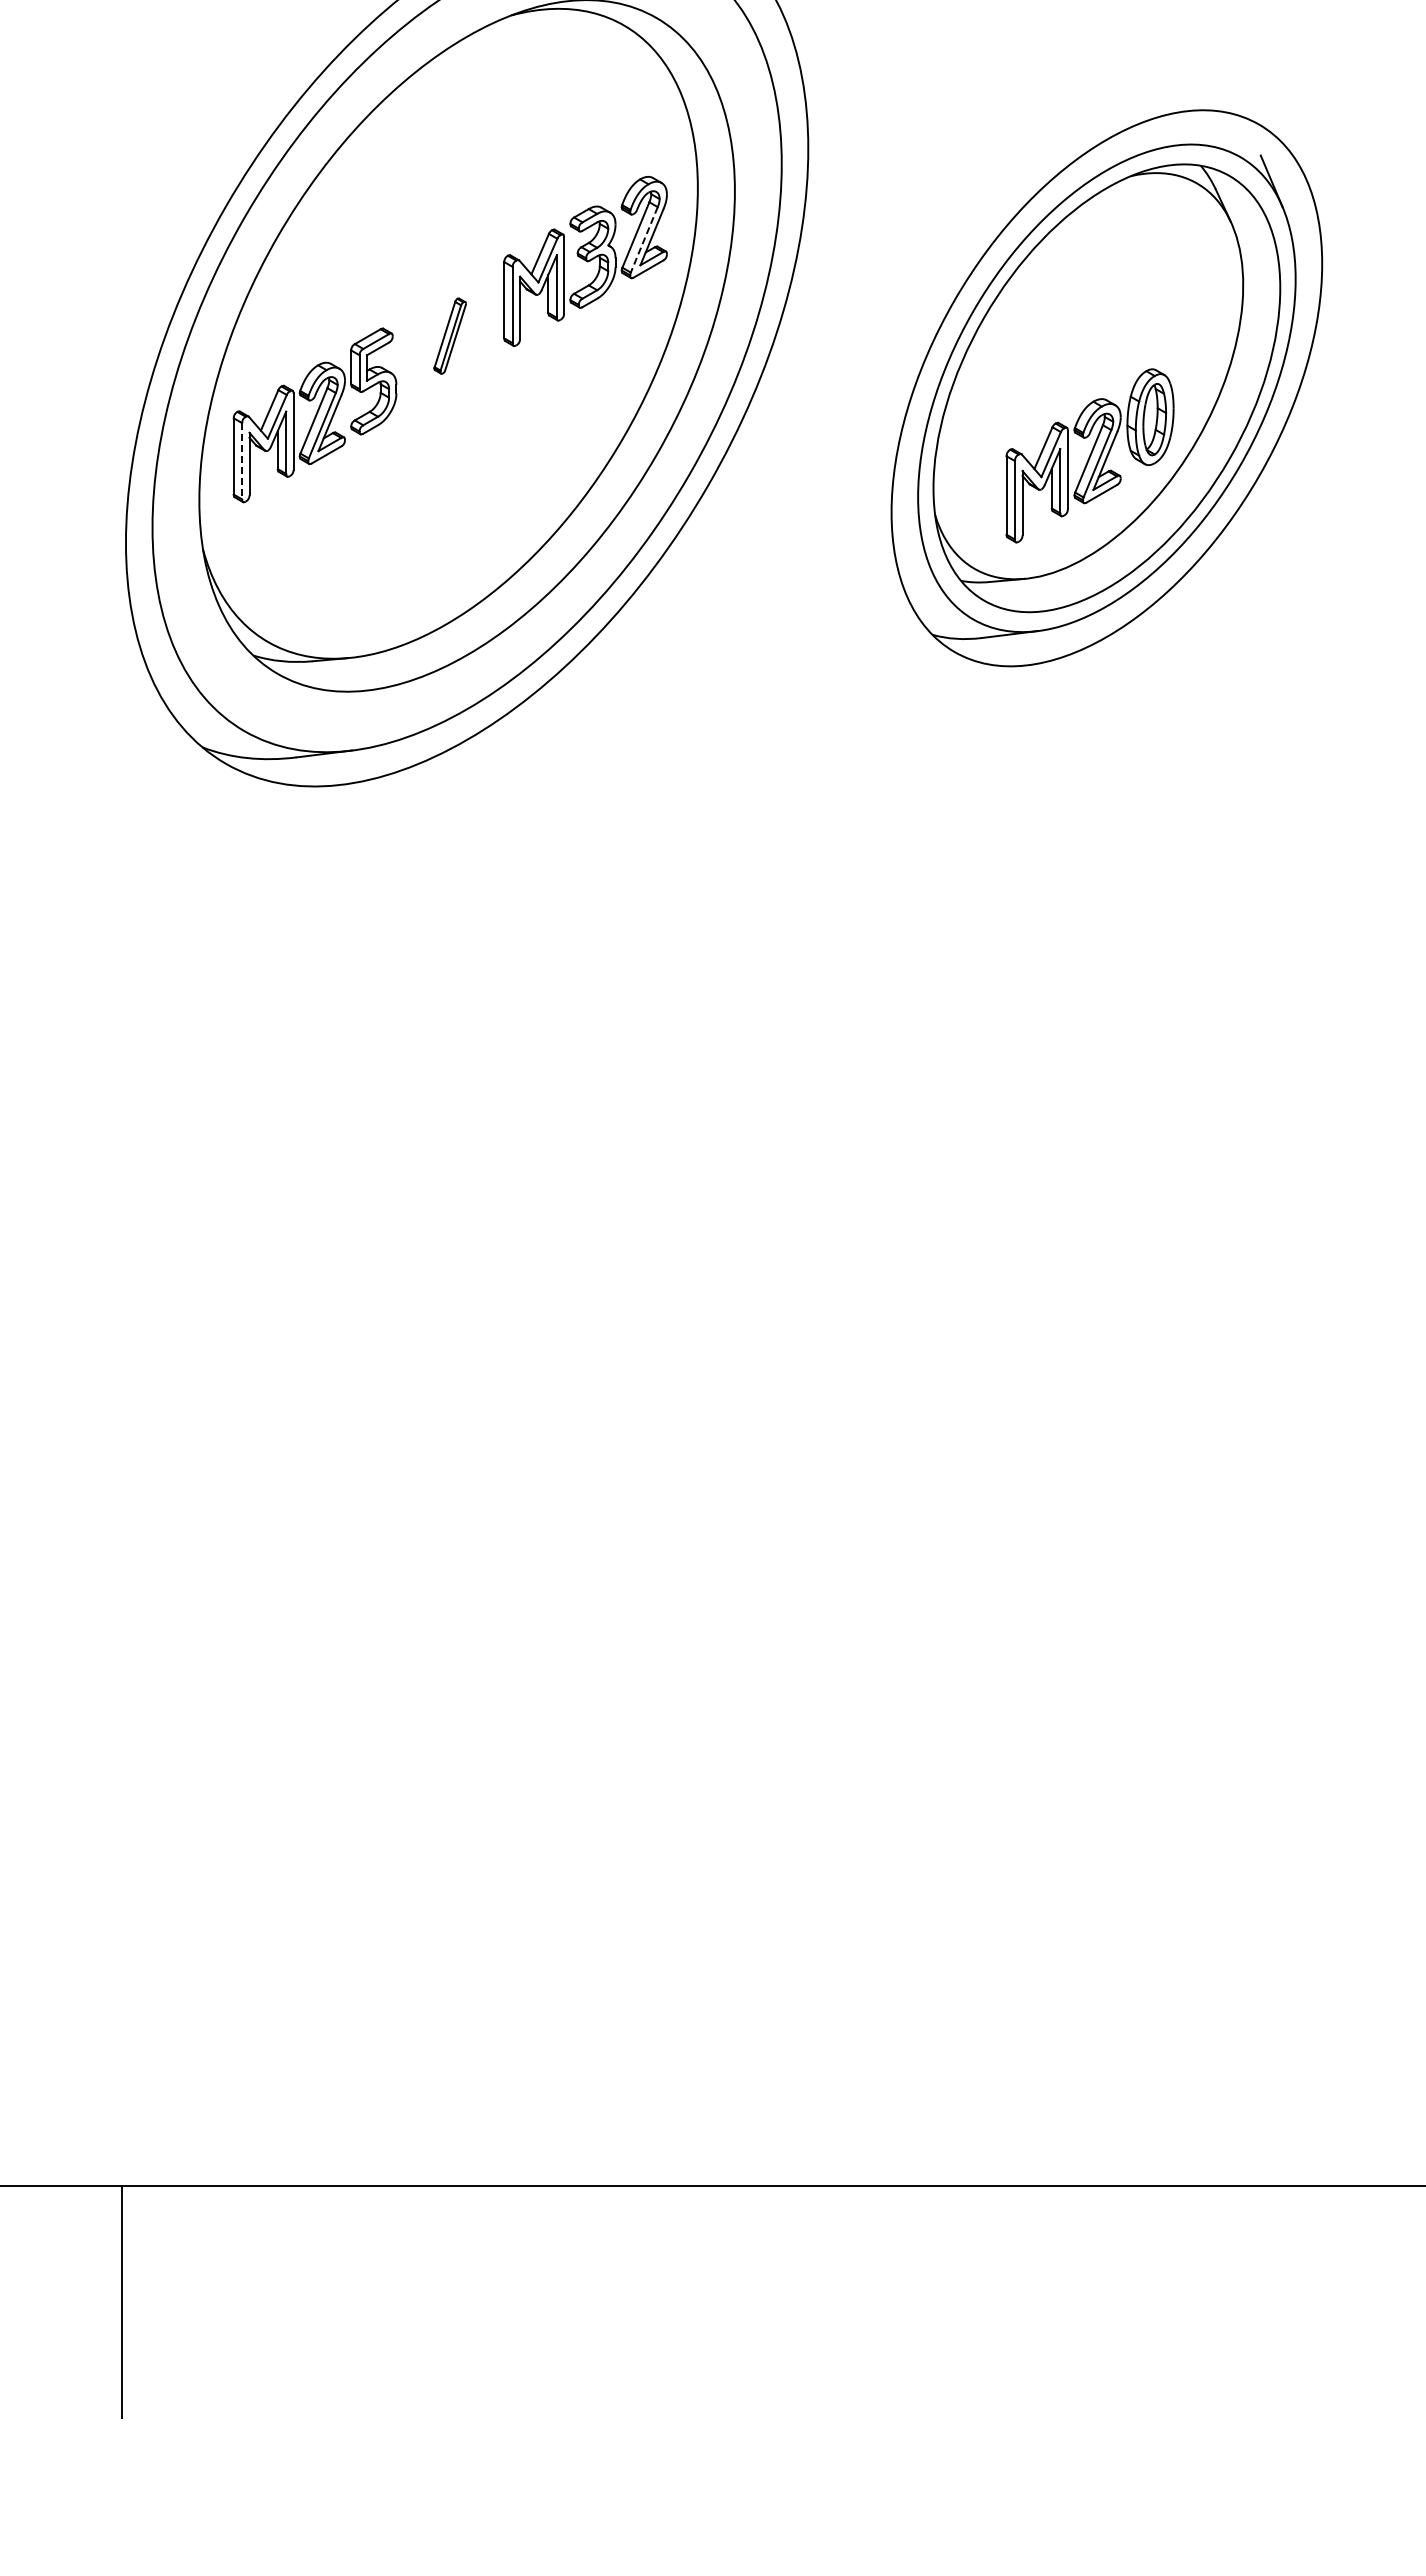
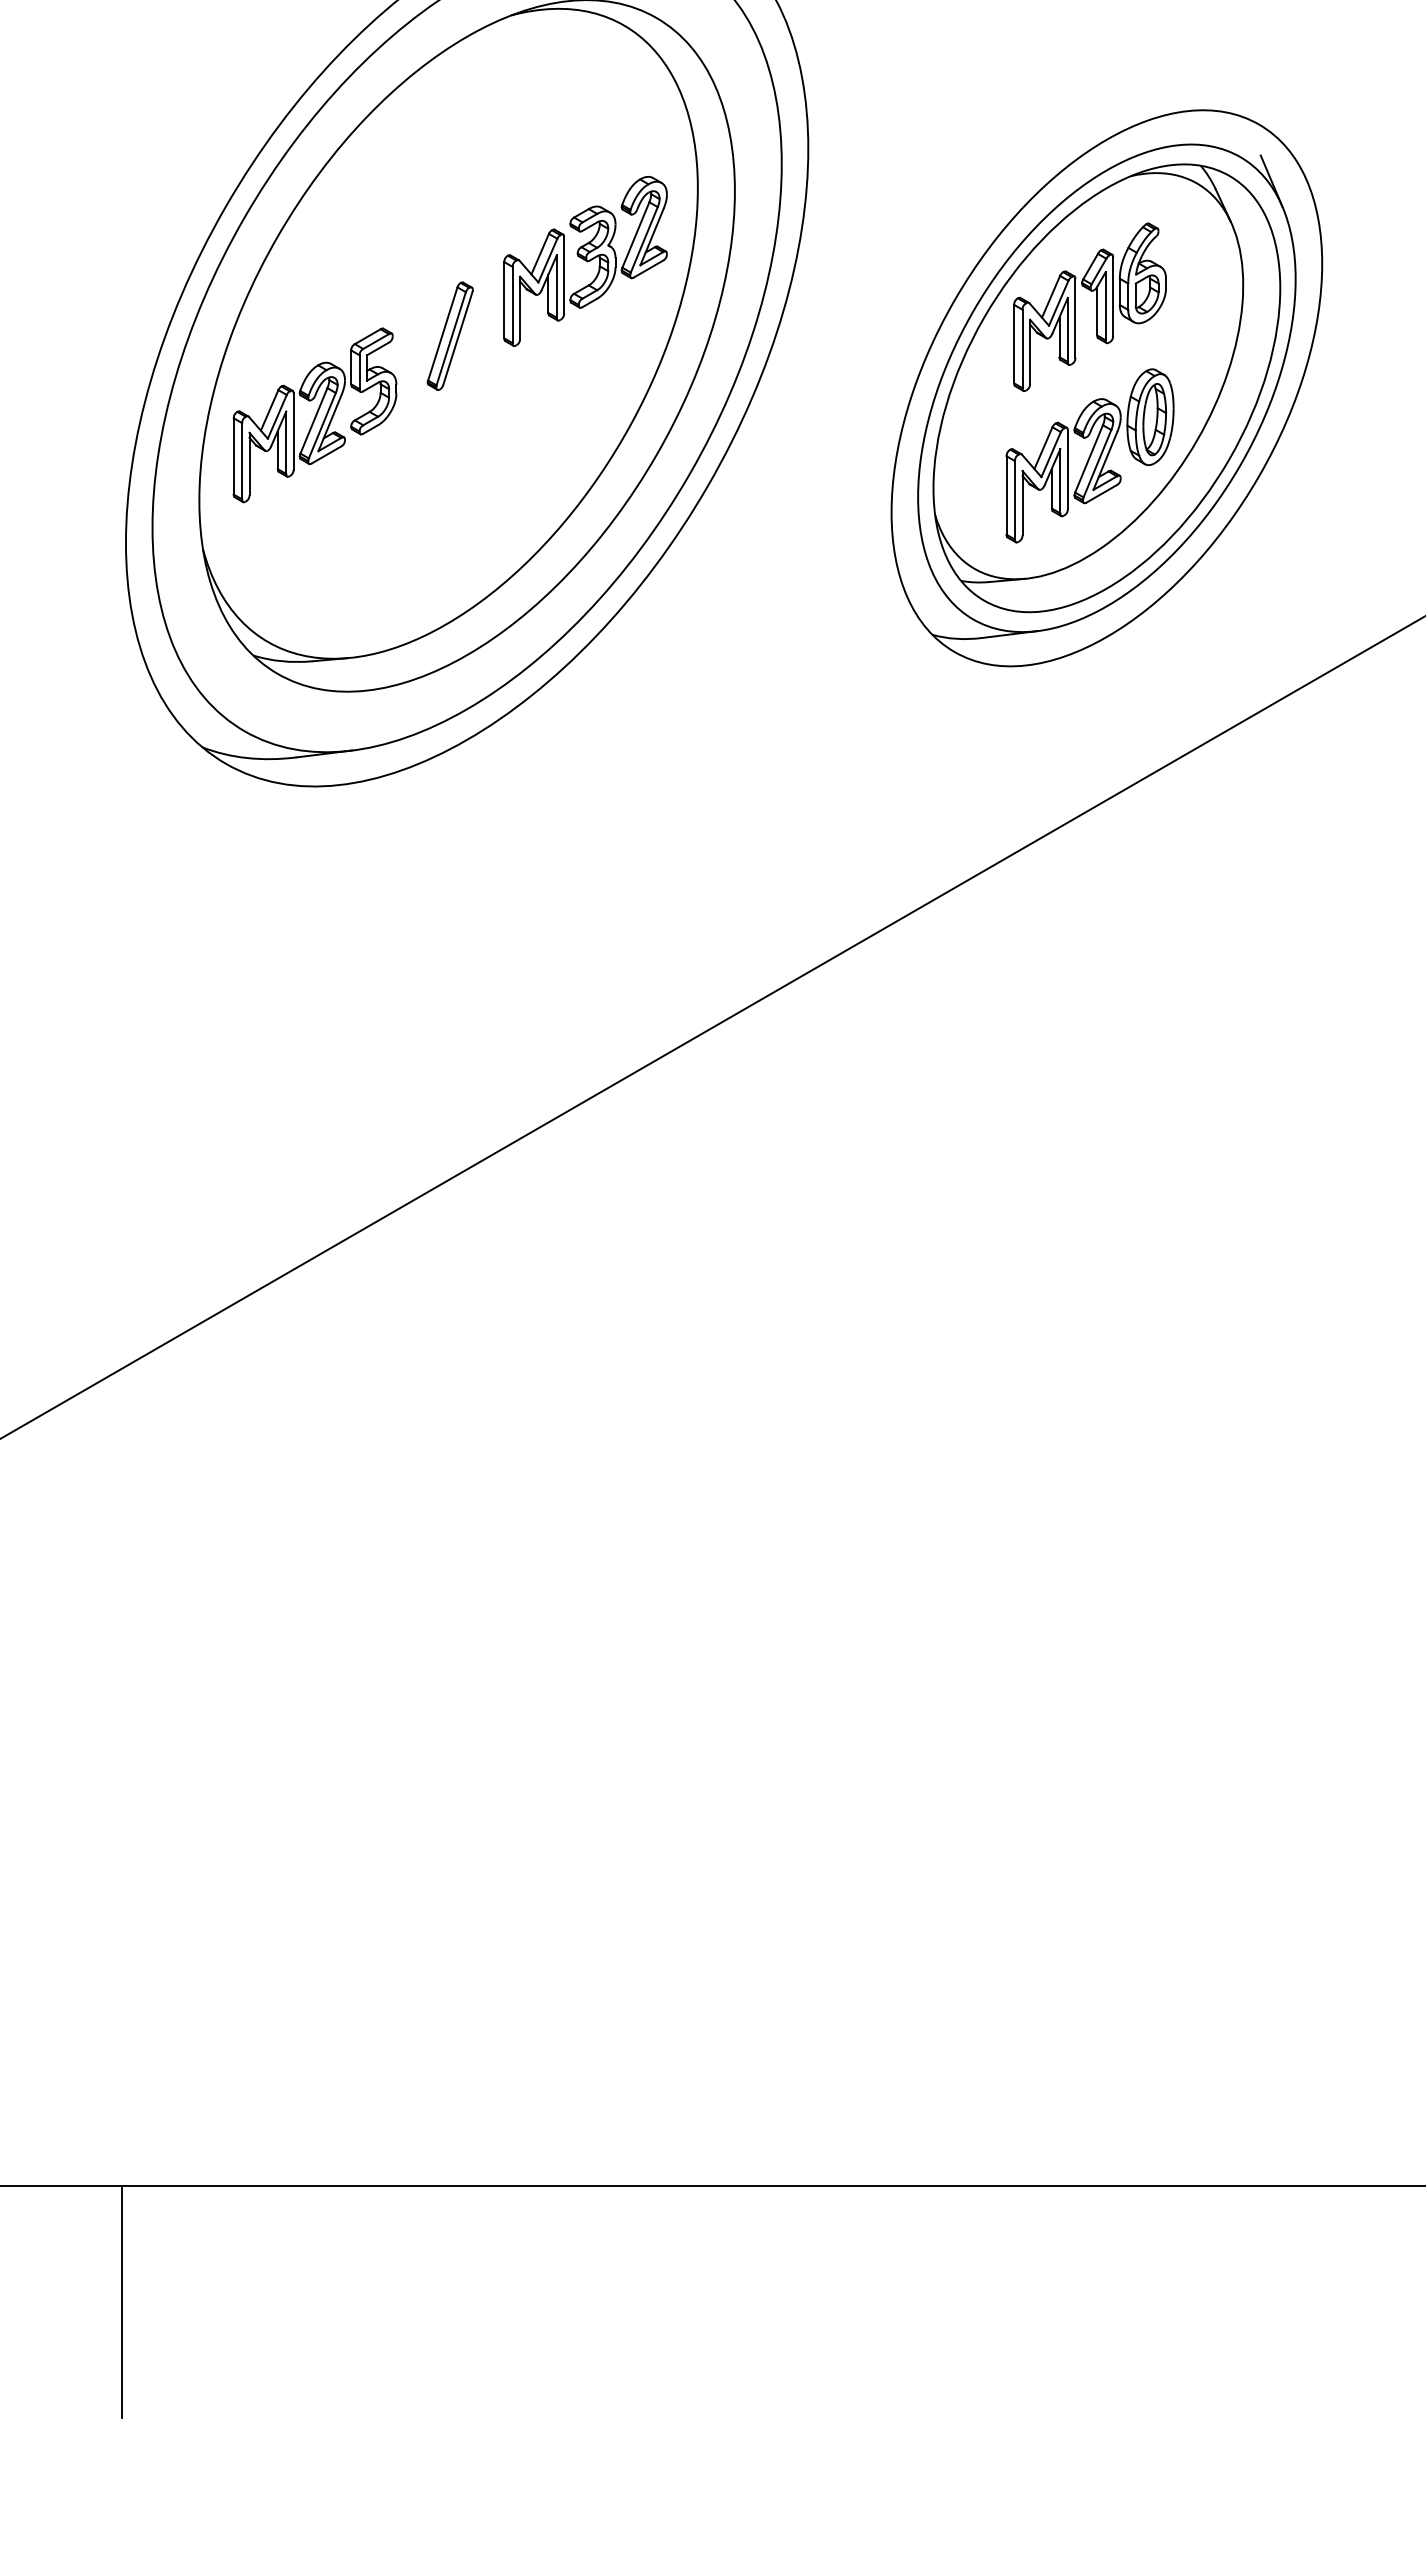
line: dashed -> solid (644, 240)
part: none -> present (1096, 306)
part size: 34x78 px -> 48x110 px (449, 335)
line: dashed -> solid (242, 461)
line: none -> present (712, 1027)
